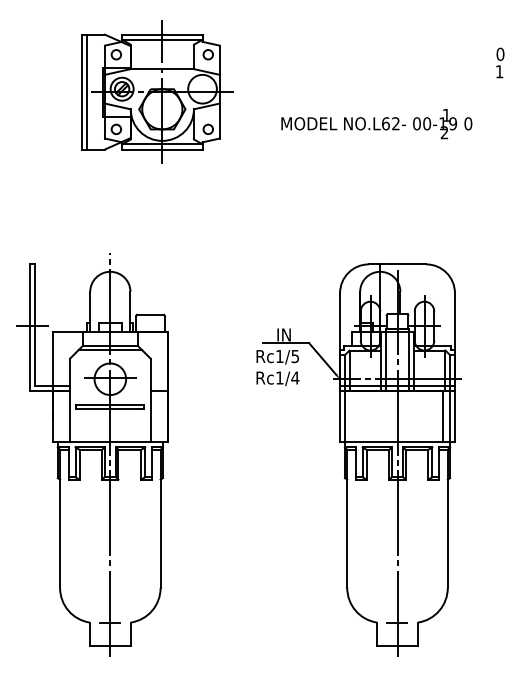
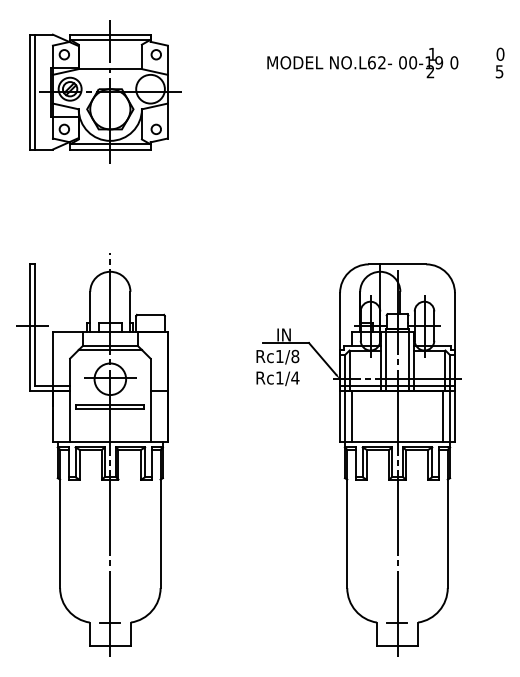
text: 1 -> 5 (499, 71)
part position: (157, 91) -> (105, 91) (105, 91)
text position: (376, 124) -> (362, 63) (362, 63)
text: Rc1/5 -> Rc1/8 (295, 356)
line: none -> present (352, 416)
